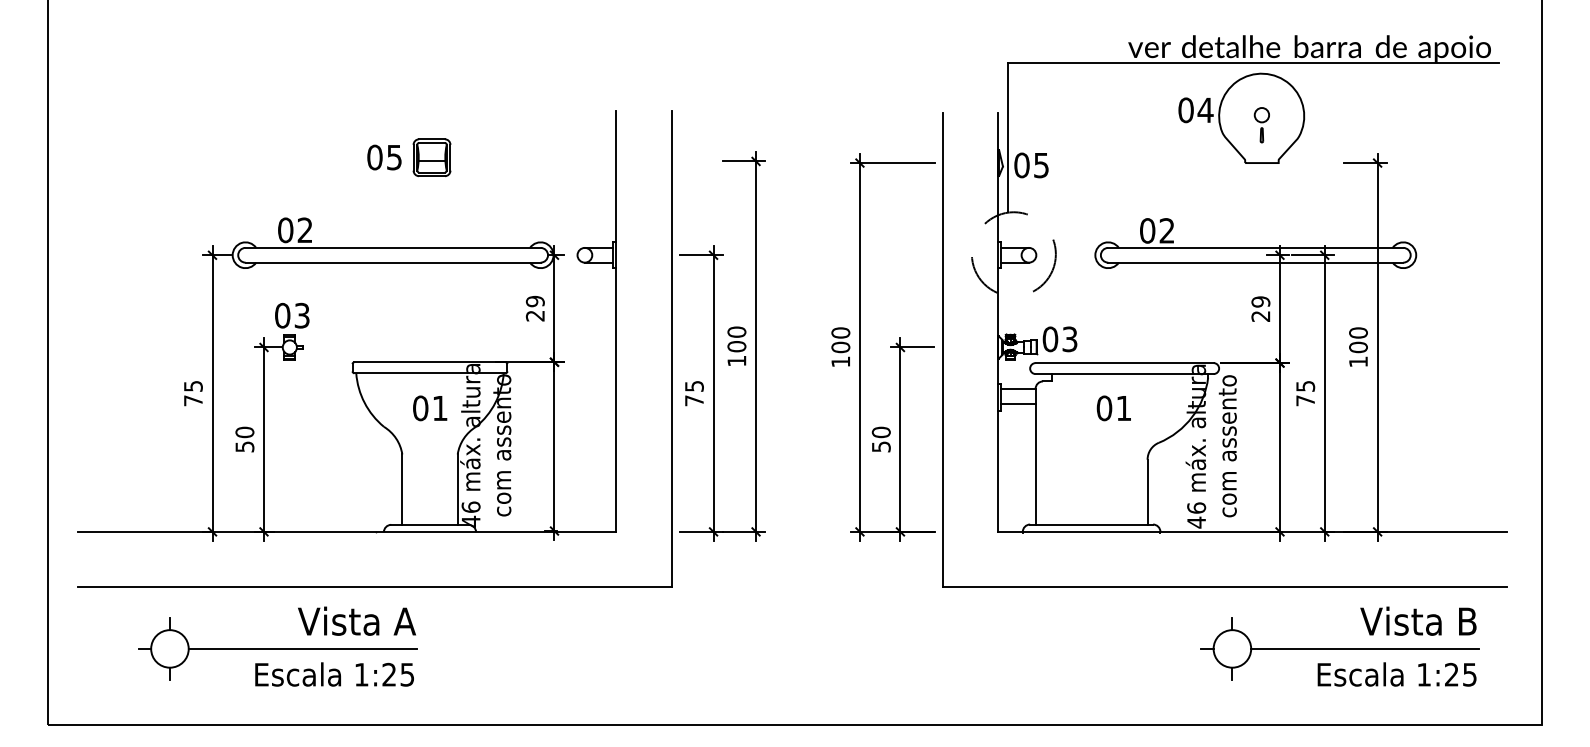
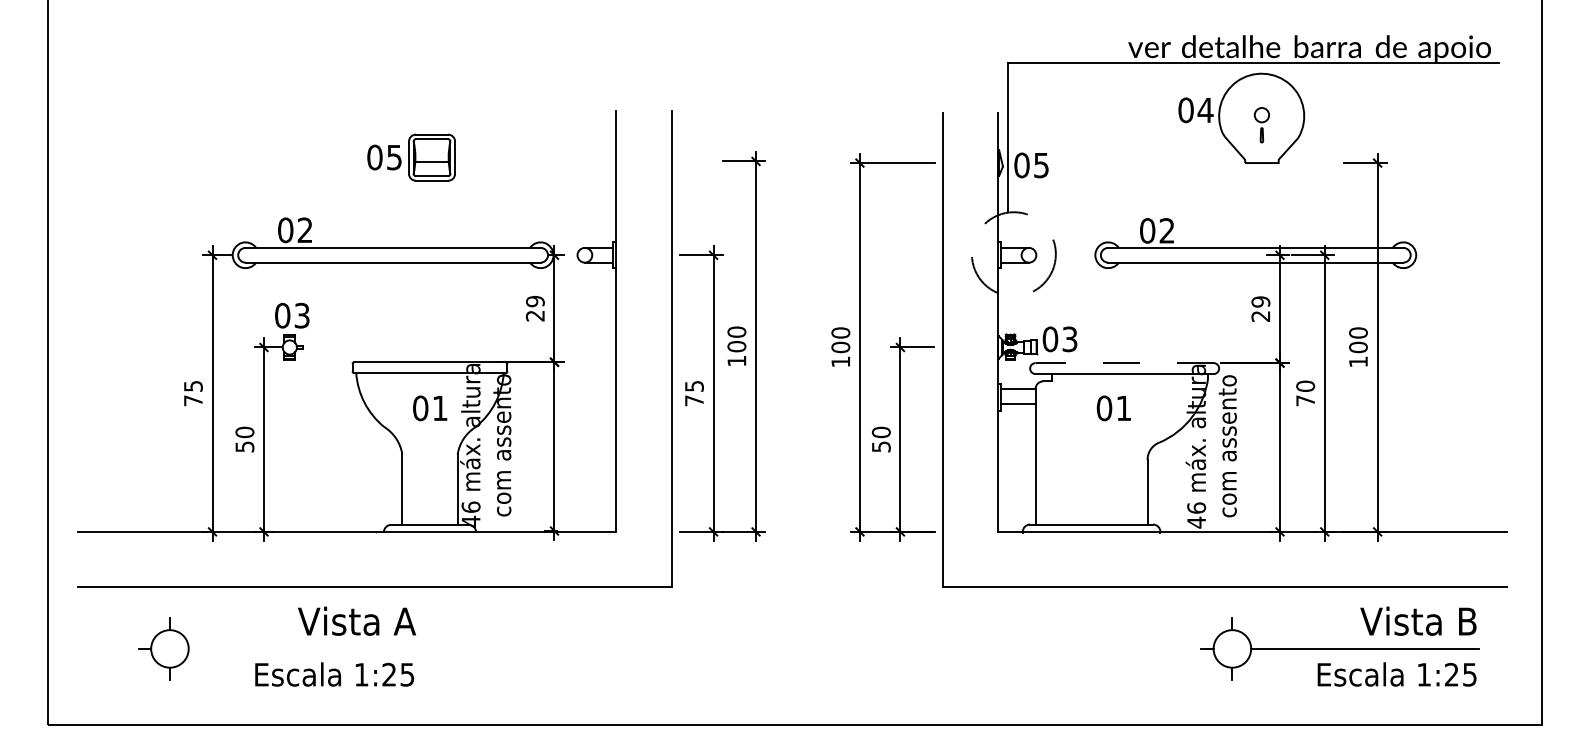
part size: 40x40 px -> 48x49 px (431, 157)
line: solid -> dashed (1124, 363)
text: 75 -> 70 (1305, 385)
line: present -> none (302, 648)
